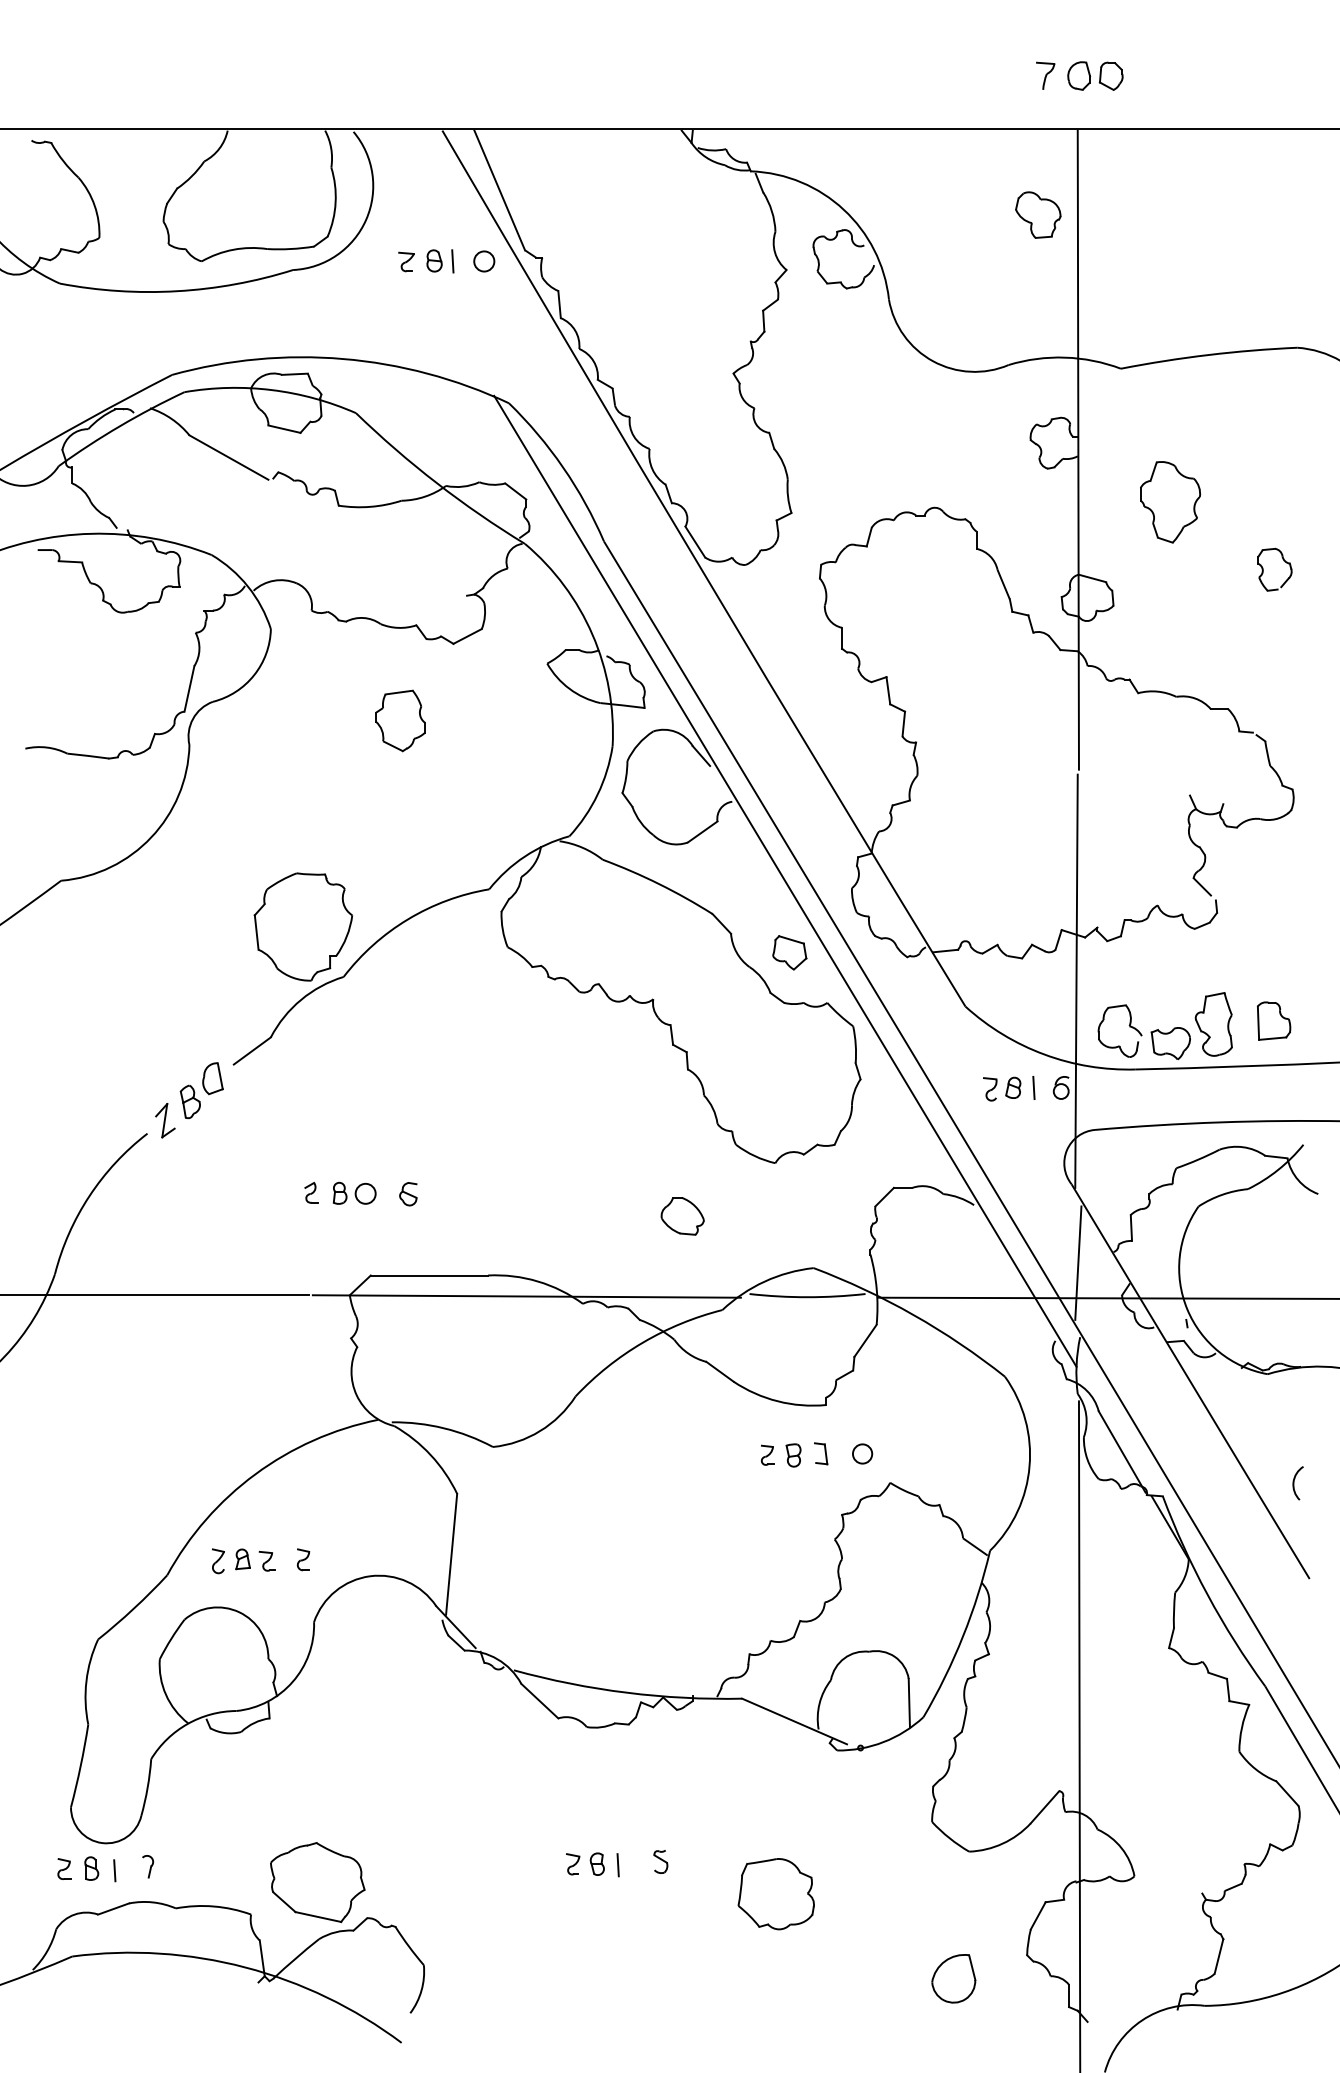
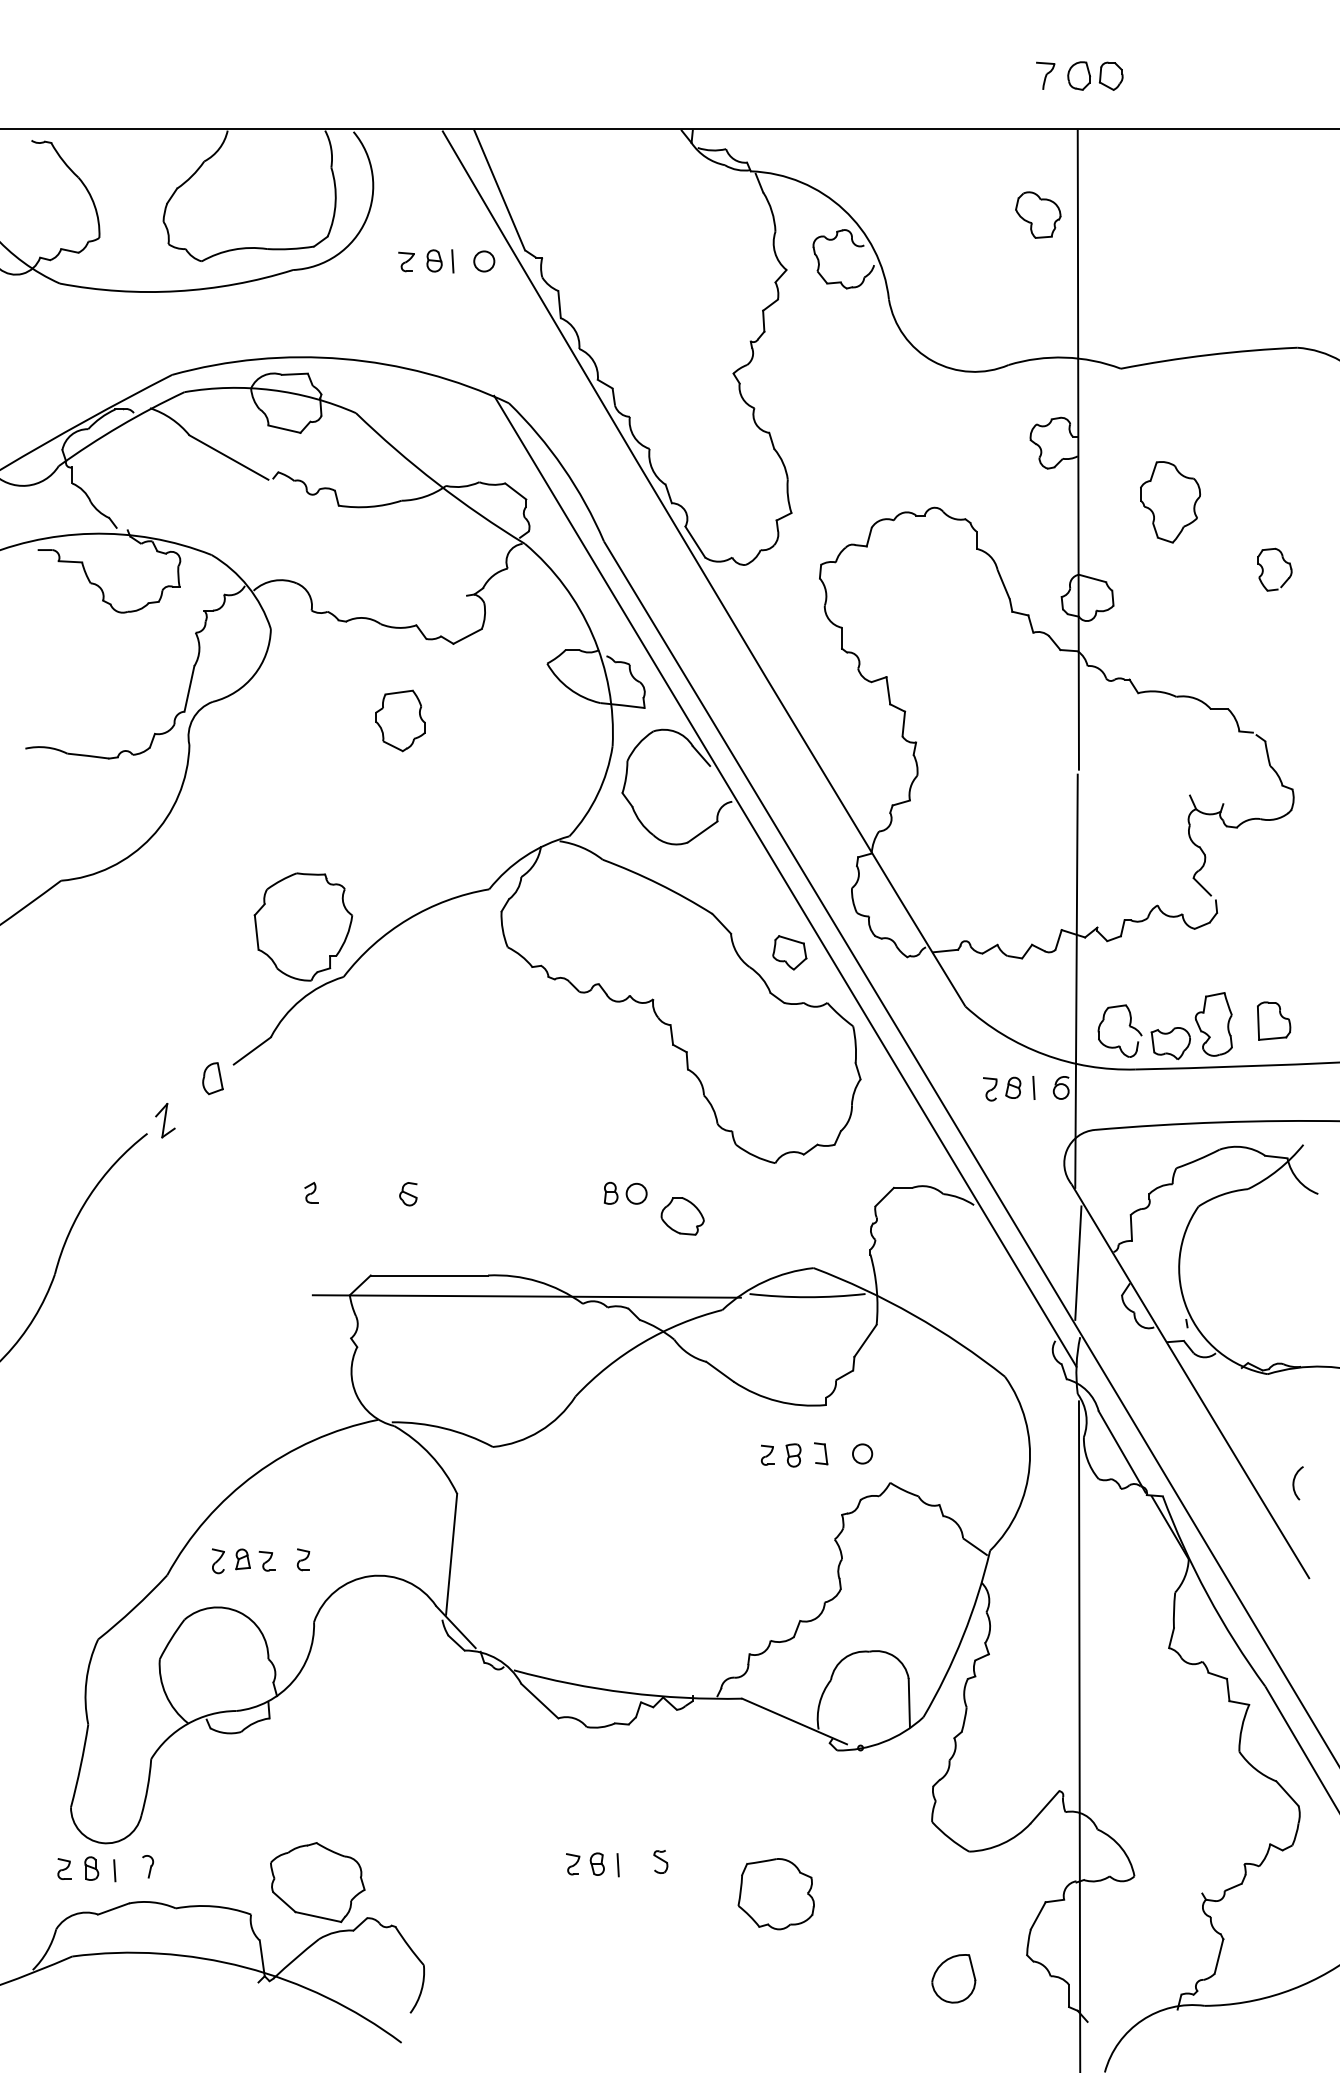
part: present -> none (189, 1101)
part position: (354, 1192) -> (625, 1192) (625, 1192)
line: present -> none (155, 1295)
line: present -> none (1106, 1297)
